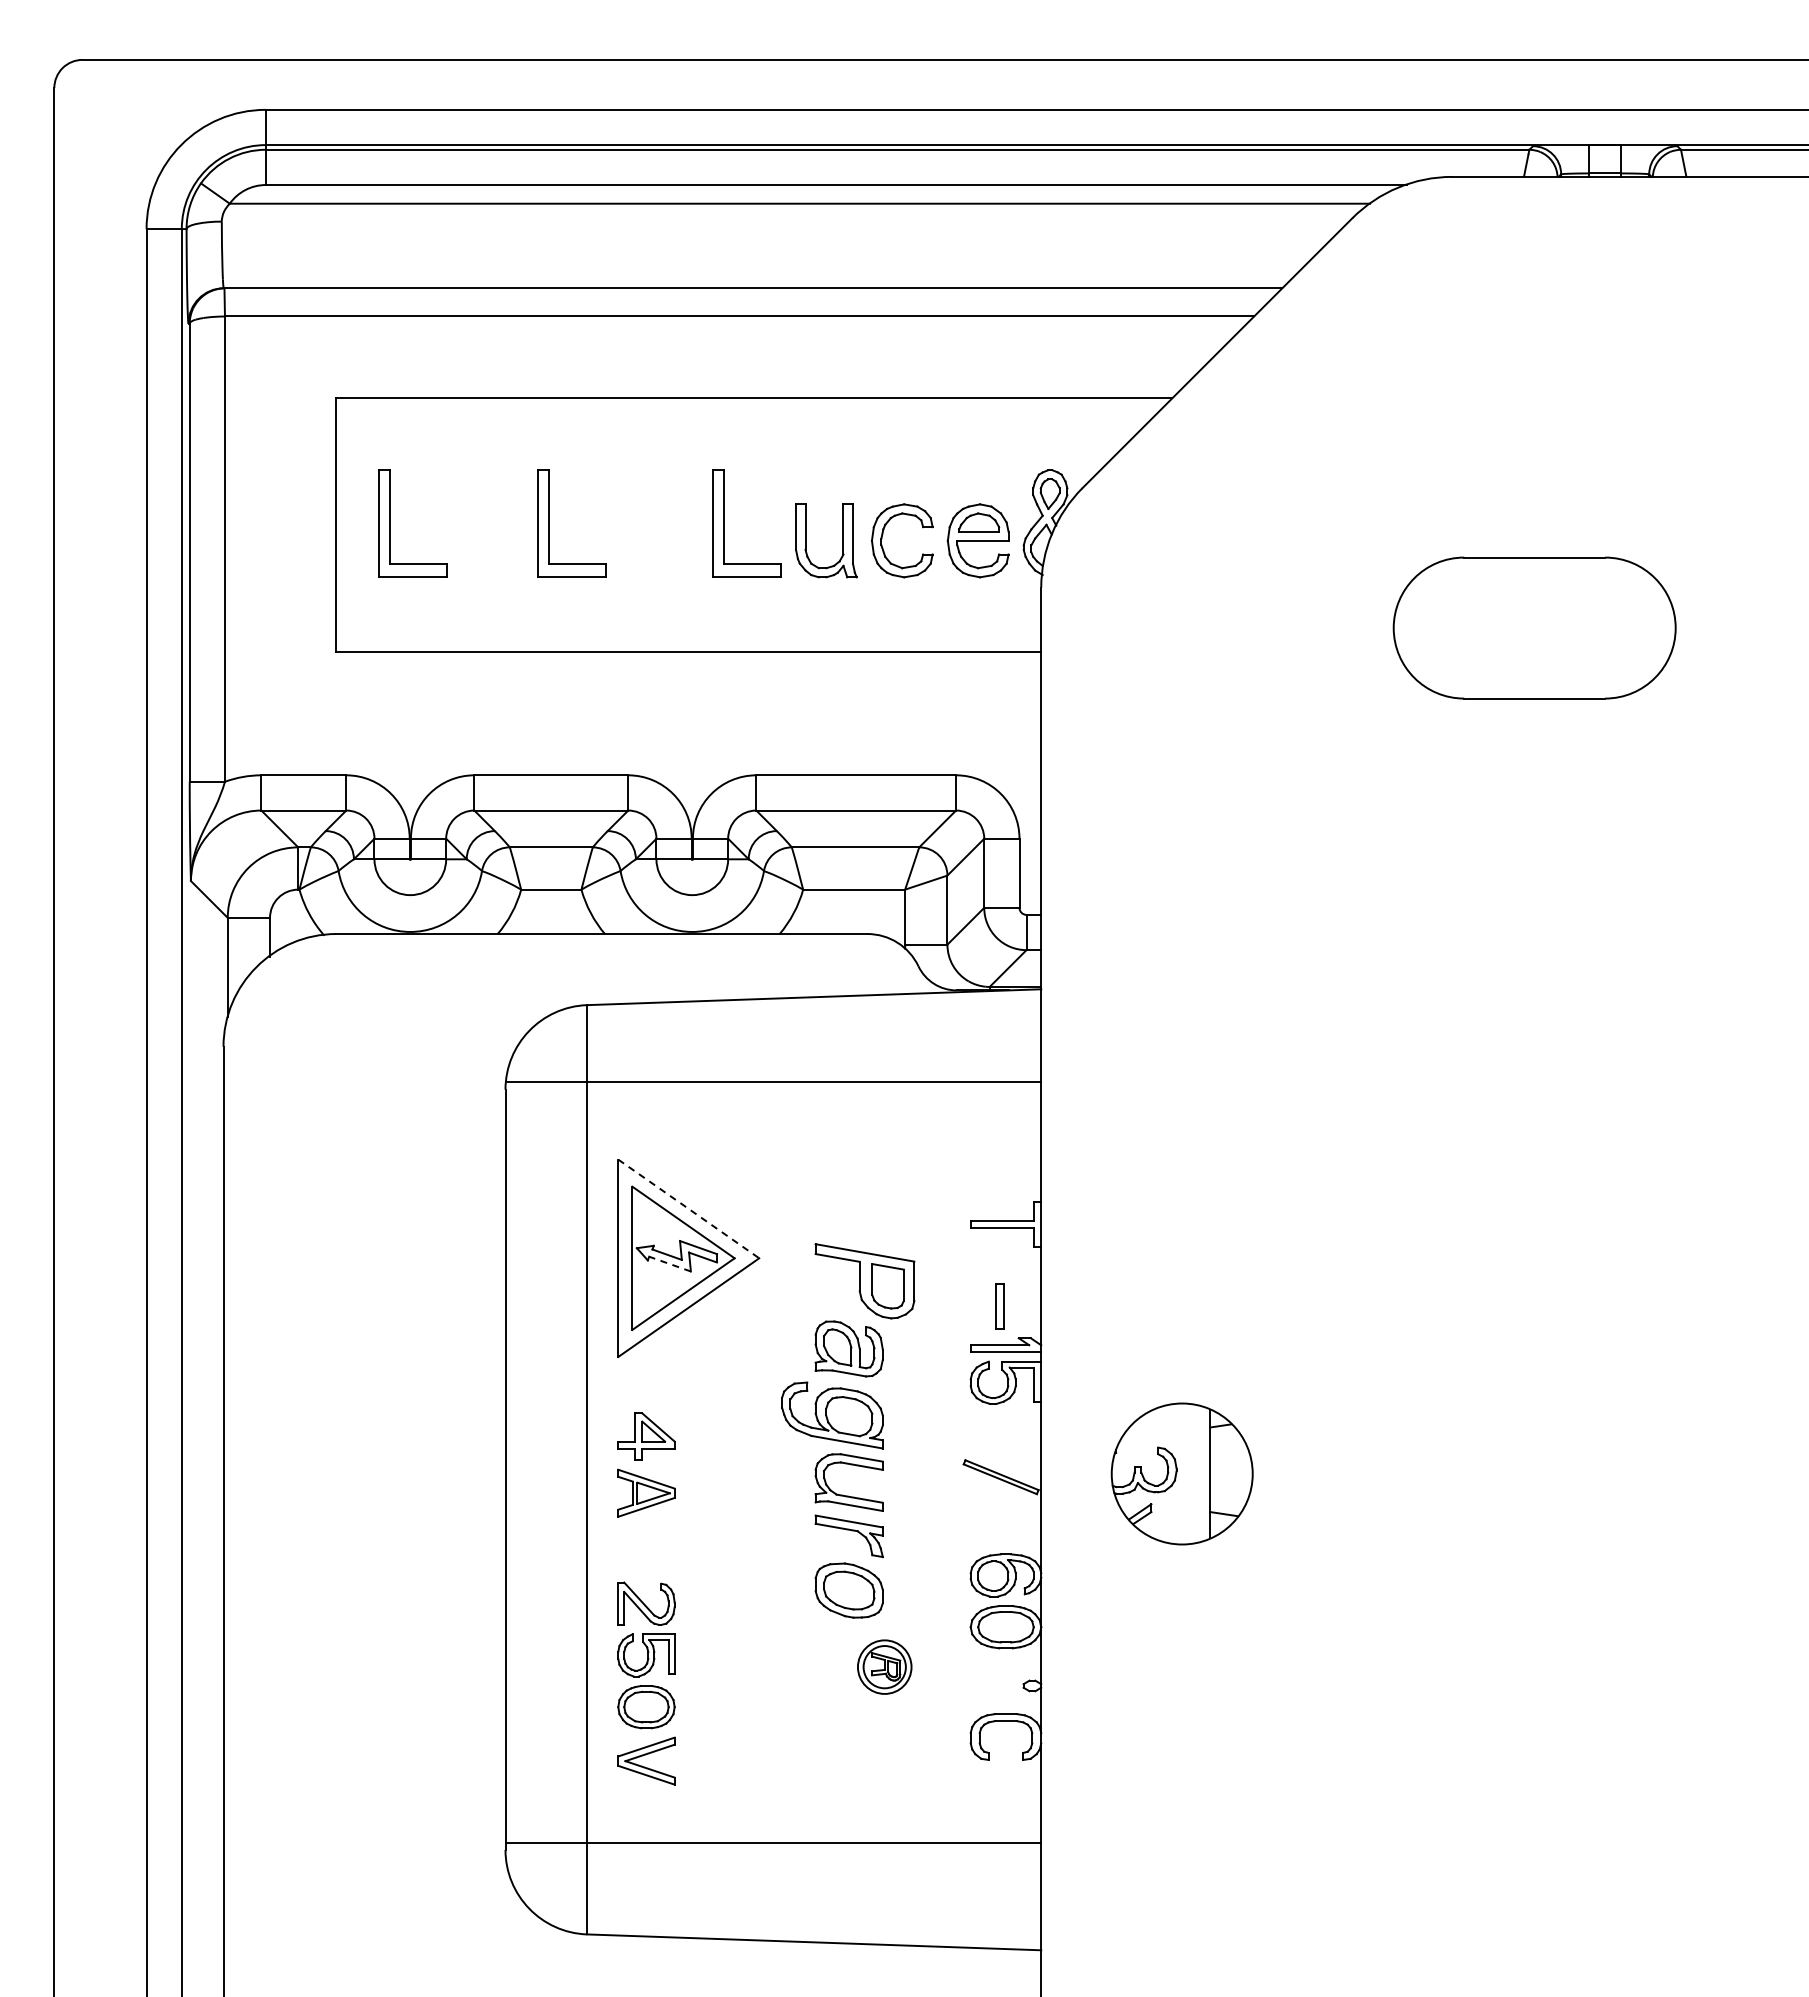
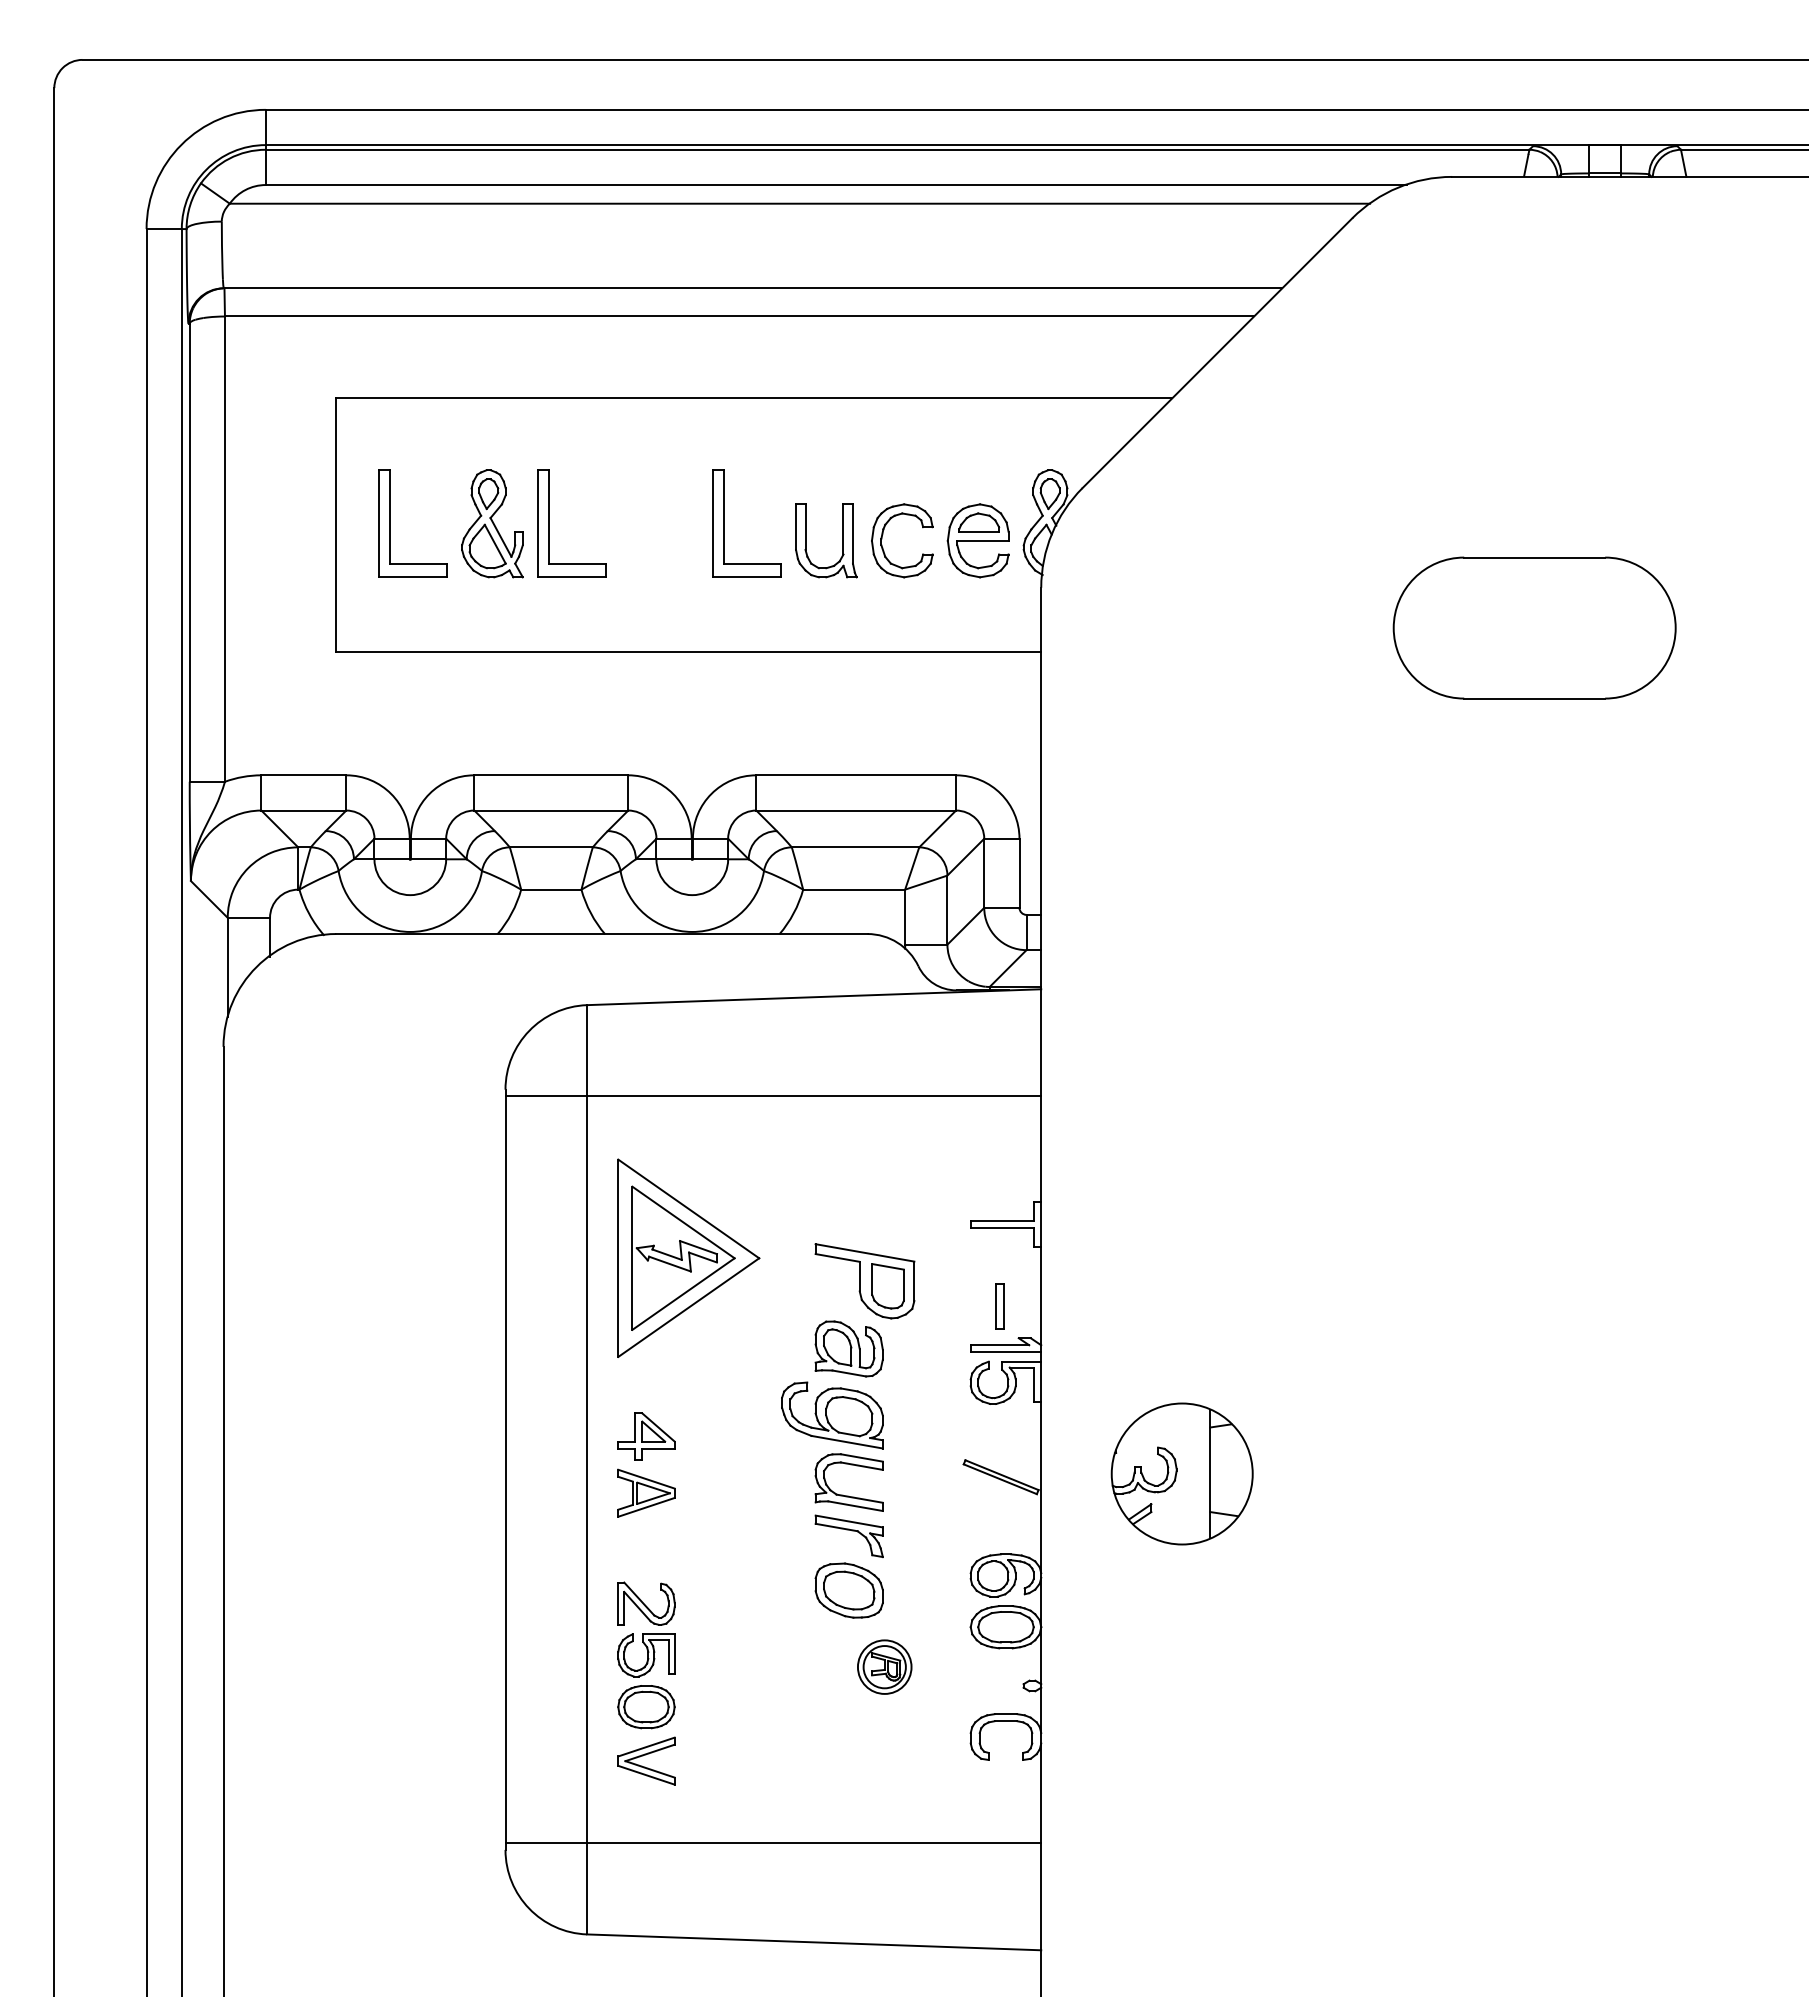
part: none -> present (492, 523)
line position: (773, 1082) -> (773, 1096) (773, 1096)
line: dashed -> solid (689, 1209)
line: dashed -> solid (669, 1263)
